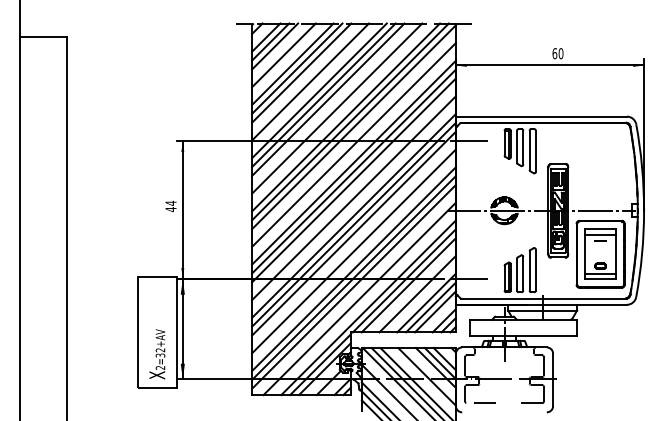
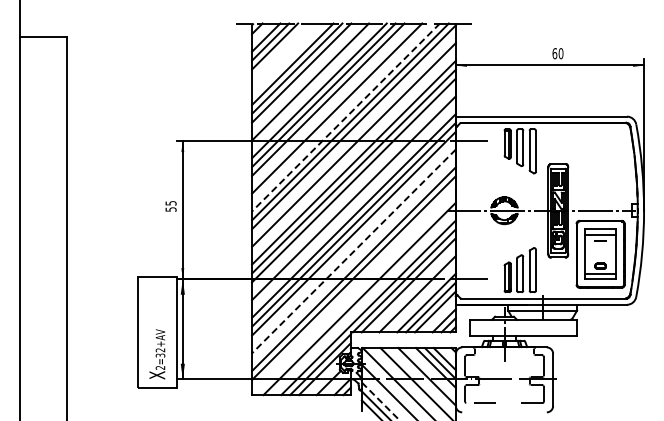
line: present -> none (283, 55)
line: solid -> dashed (346, 117)
text: 44 -> 55 (170, 206)
line: solid -> dashed (353, 251)
line: present -> none (353, 286)
line: present -> none (406, 382)
line: solid -> dashed (380, 401)
